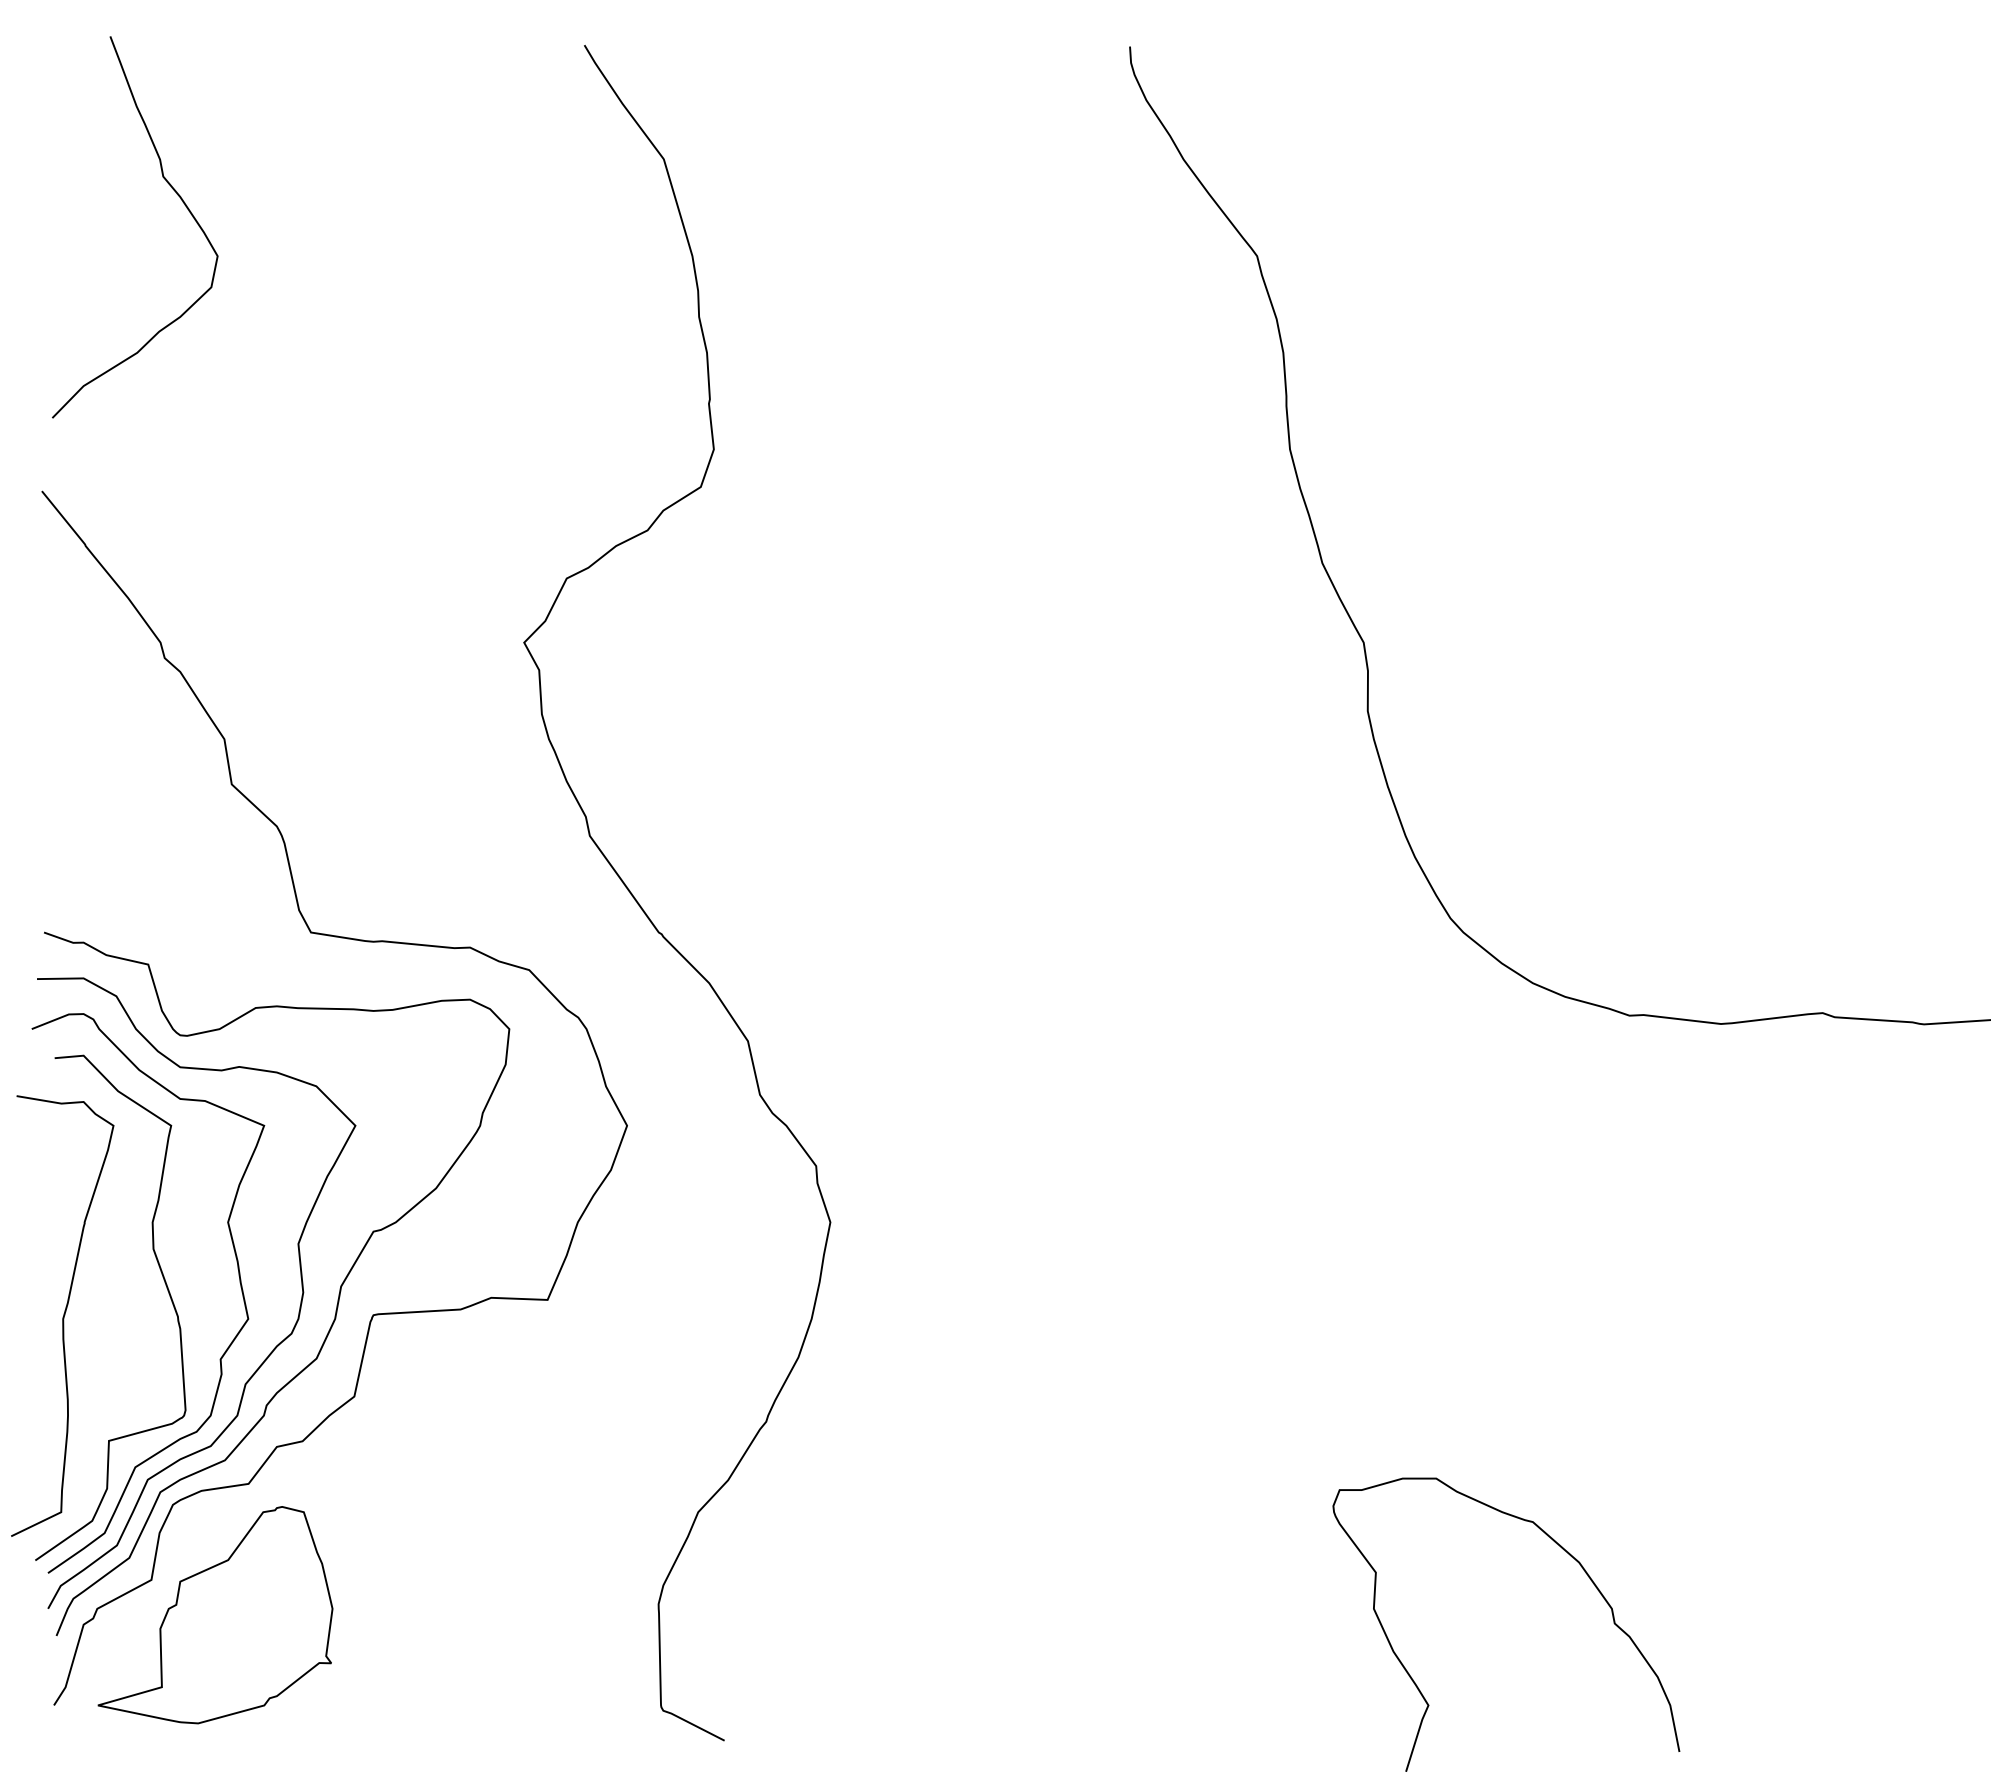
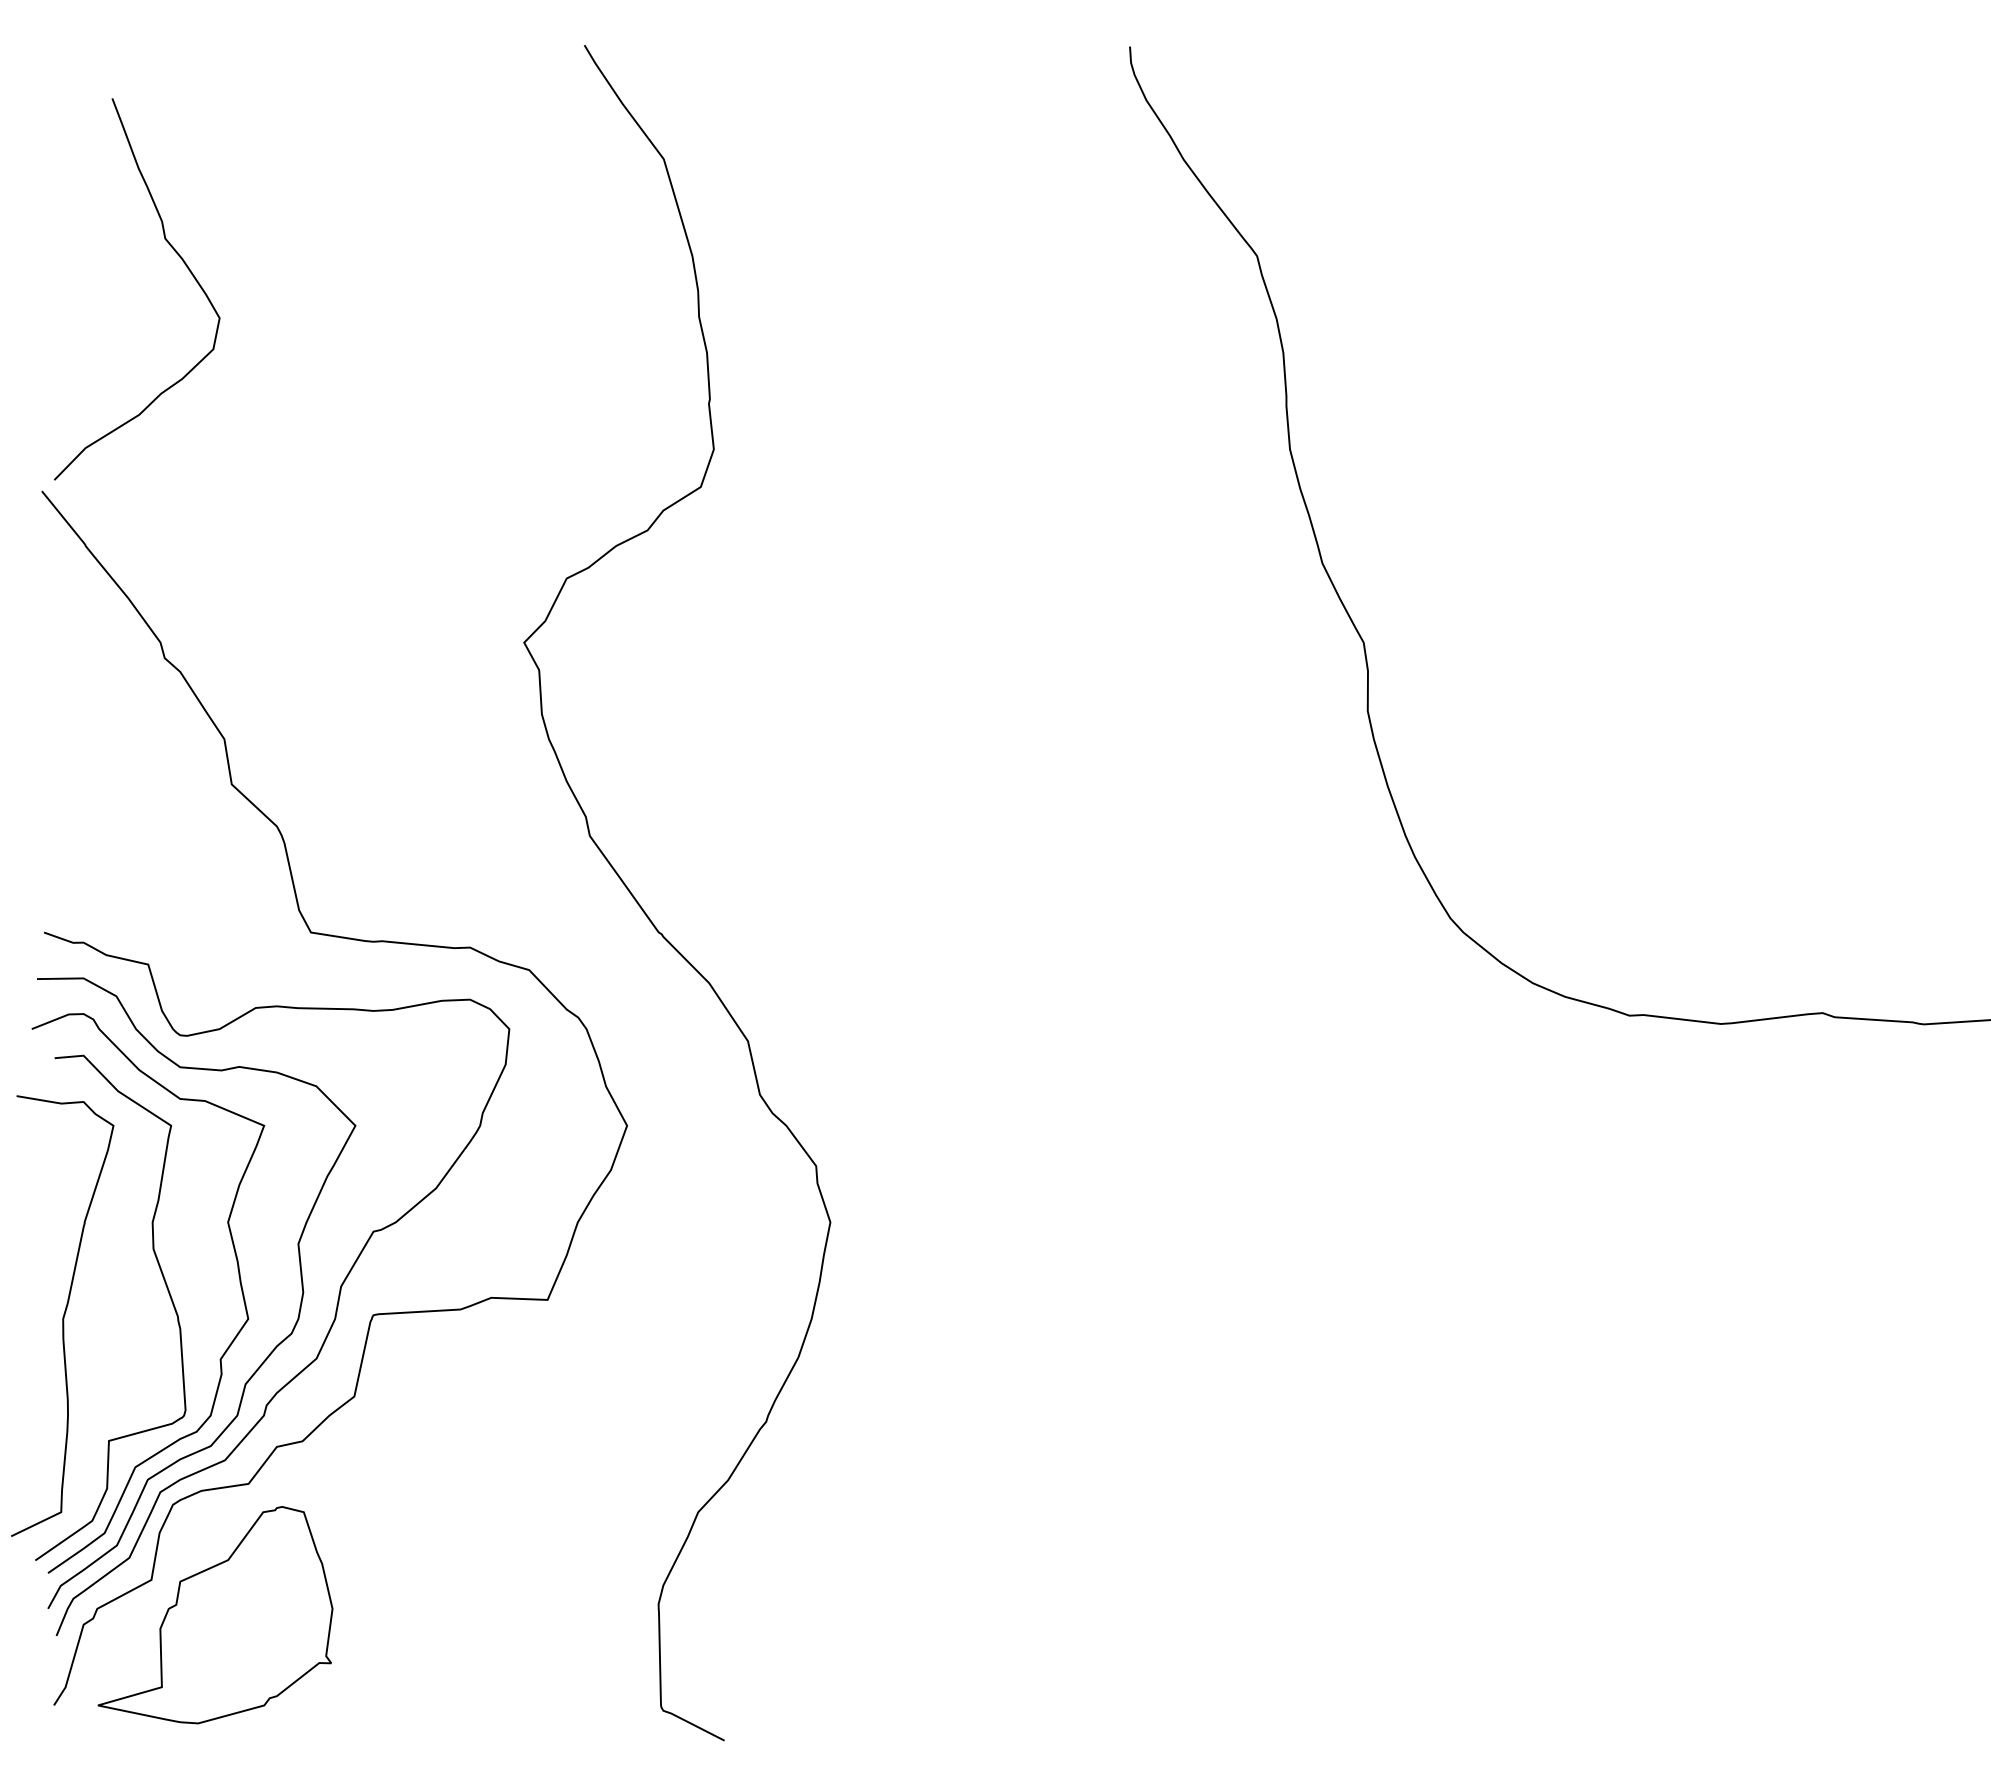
curve position: (177, 195) -> (179, 257) (179, 257)
curve: present -> none (1571, 1557)
